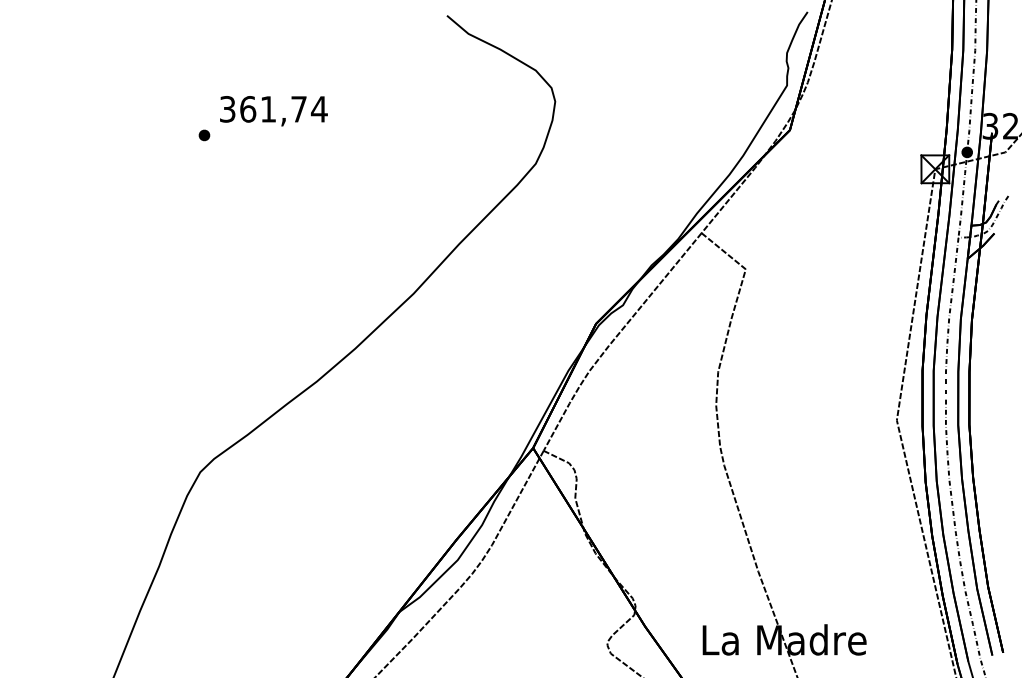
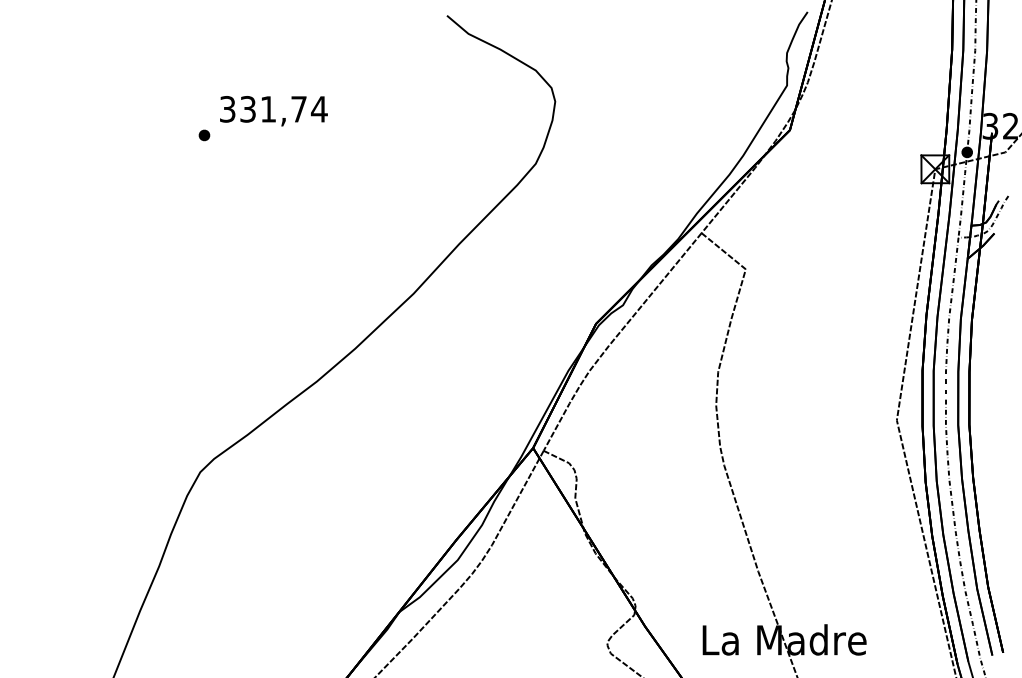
text: 361,74 -> 331,74 (248, 109)
